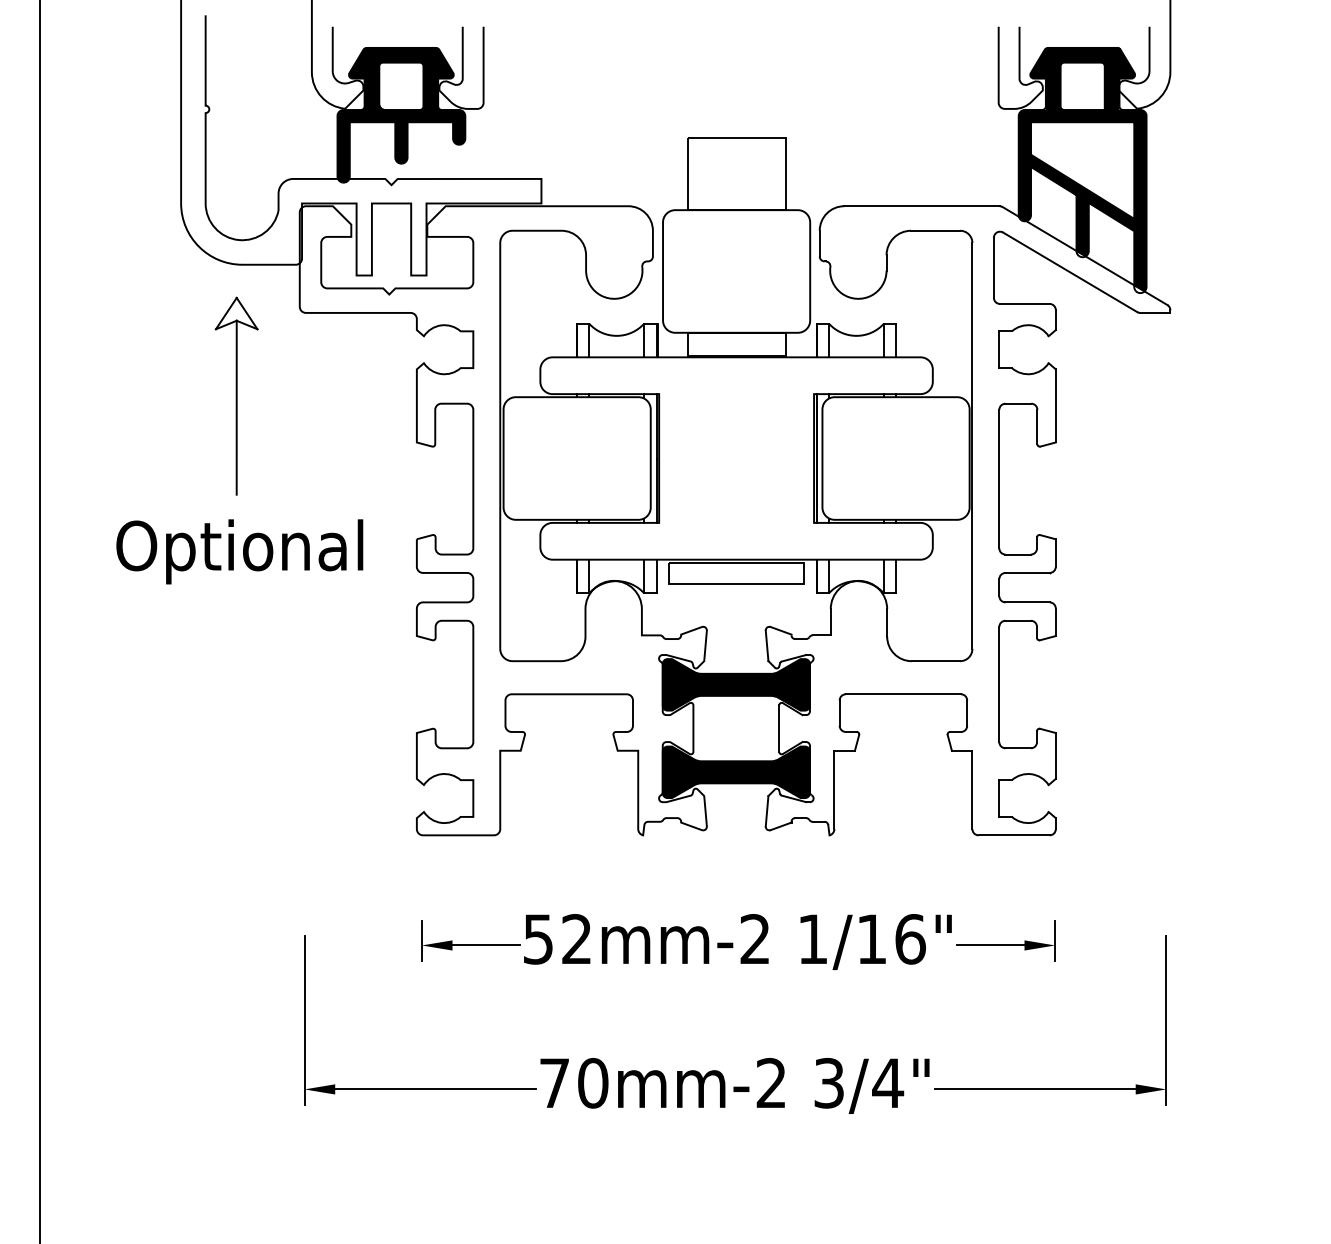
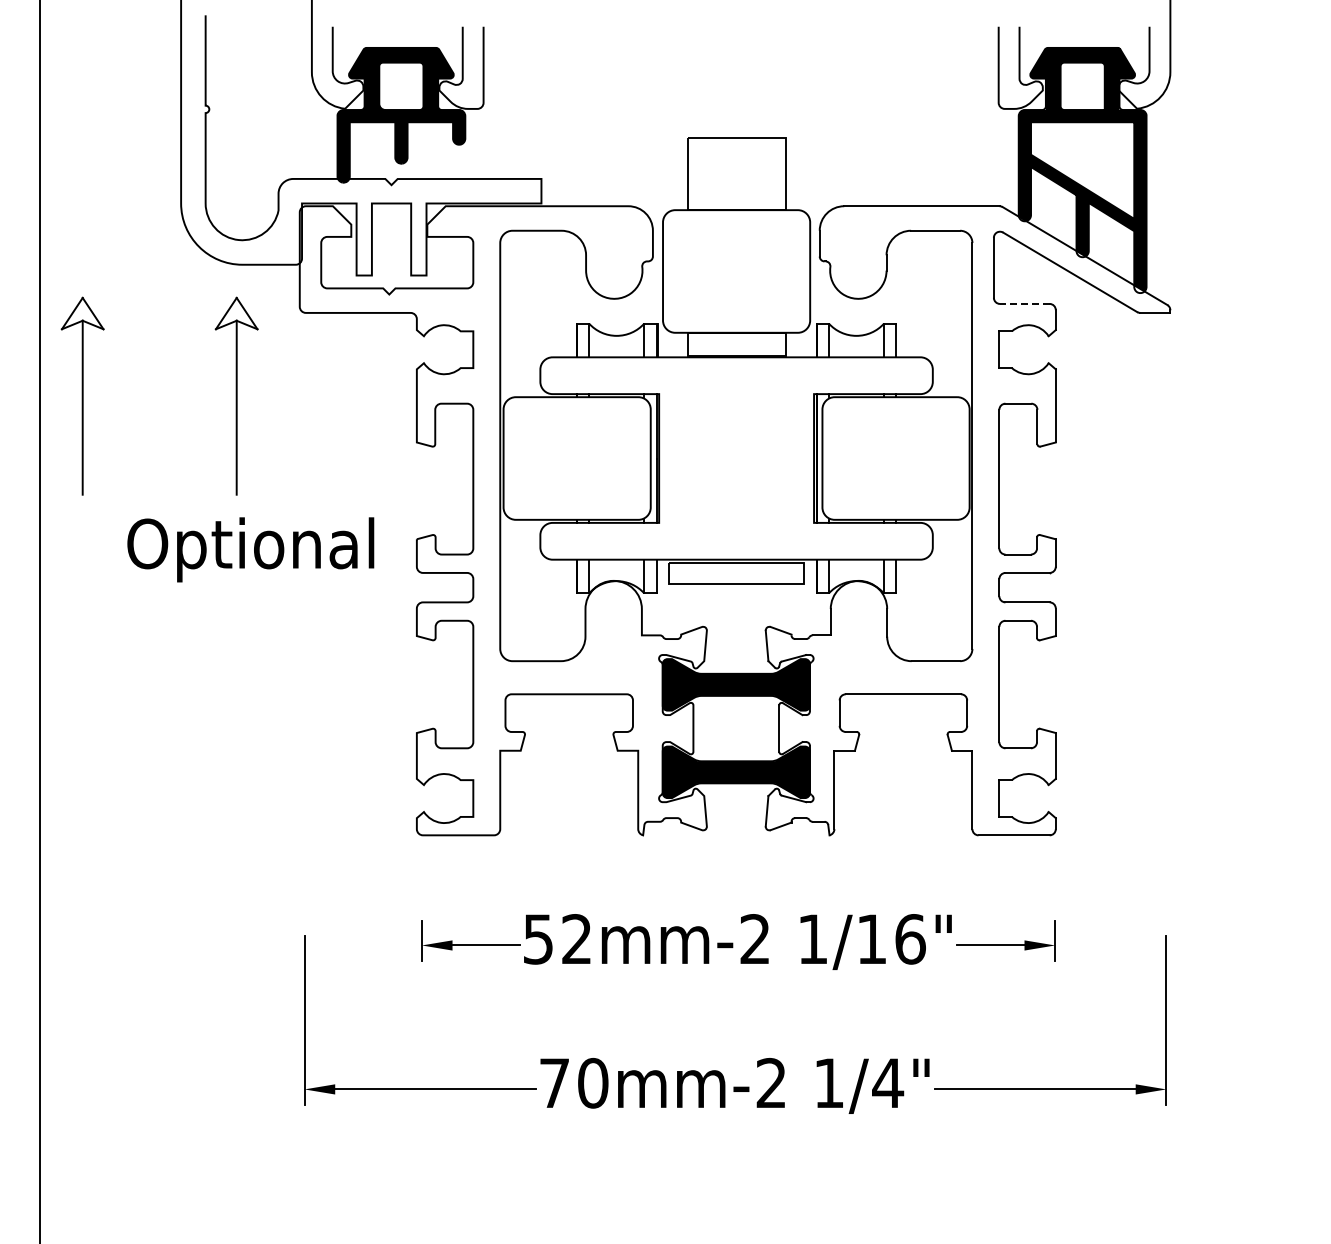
line: solid -> dashed (1024, 303)
part: none -> present (82, 395)
text position: (239, 551) -> (250, 549) (250, 549)
text: 3/4" -> 1/4" (828, 1082)
